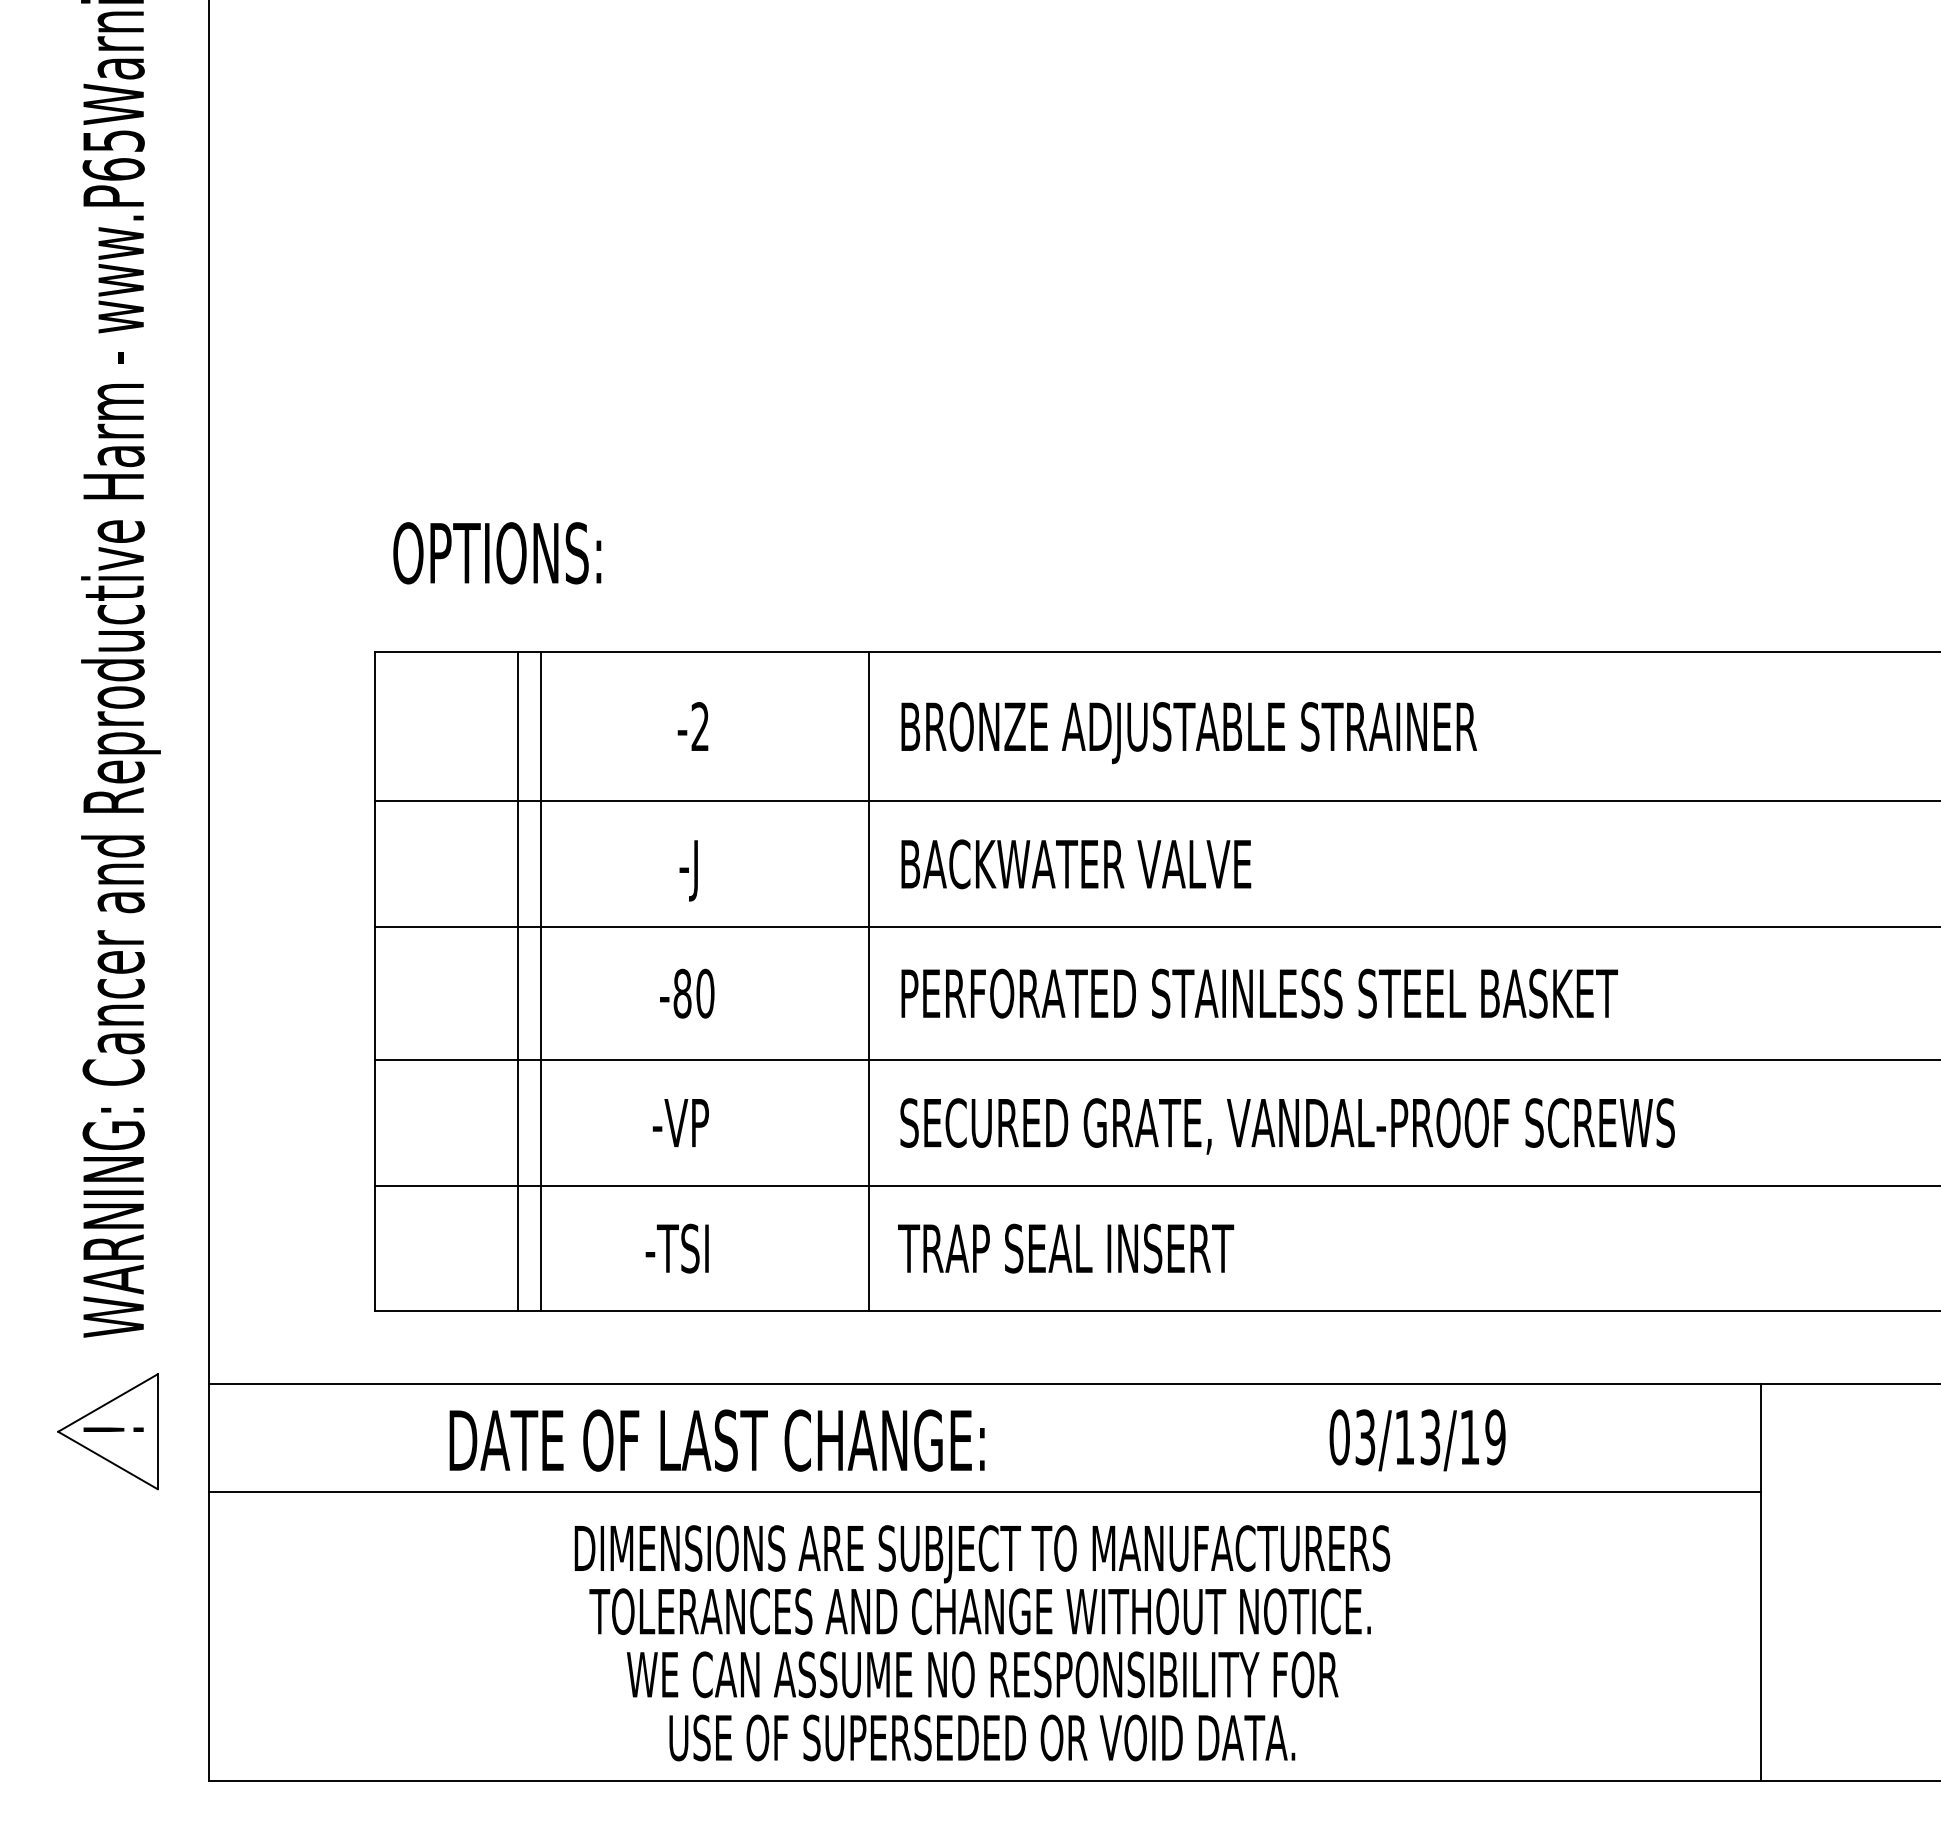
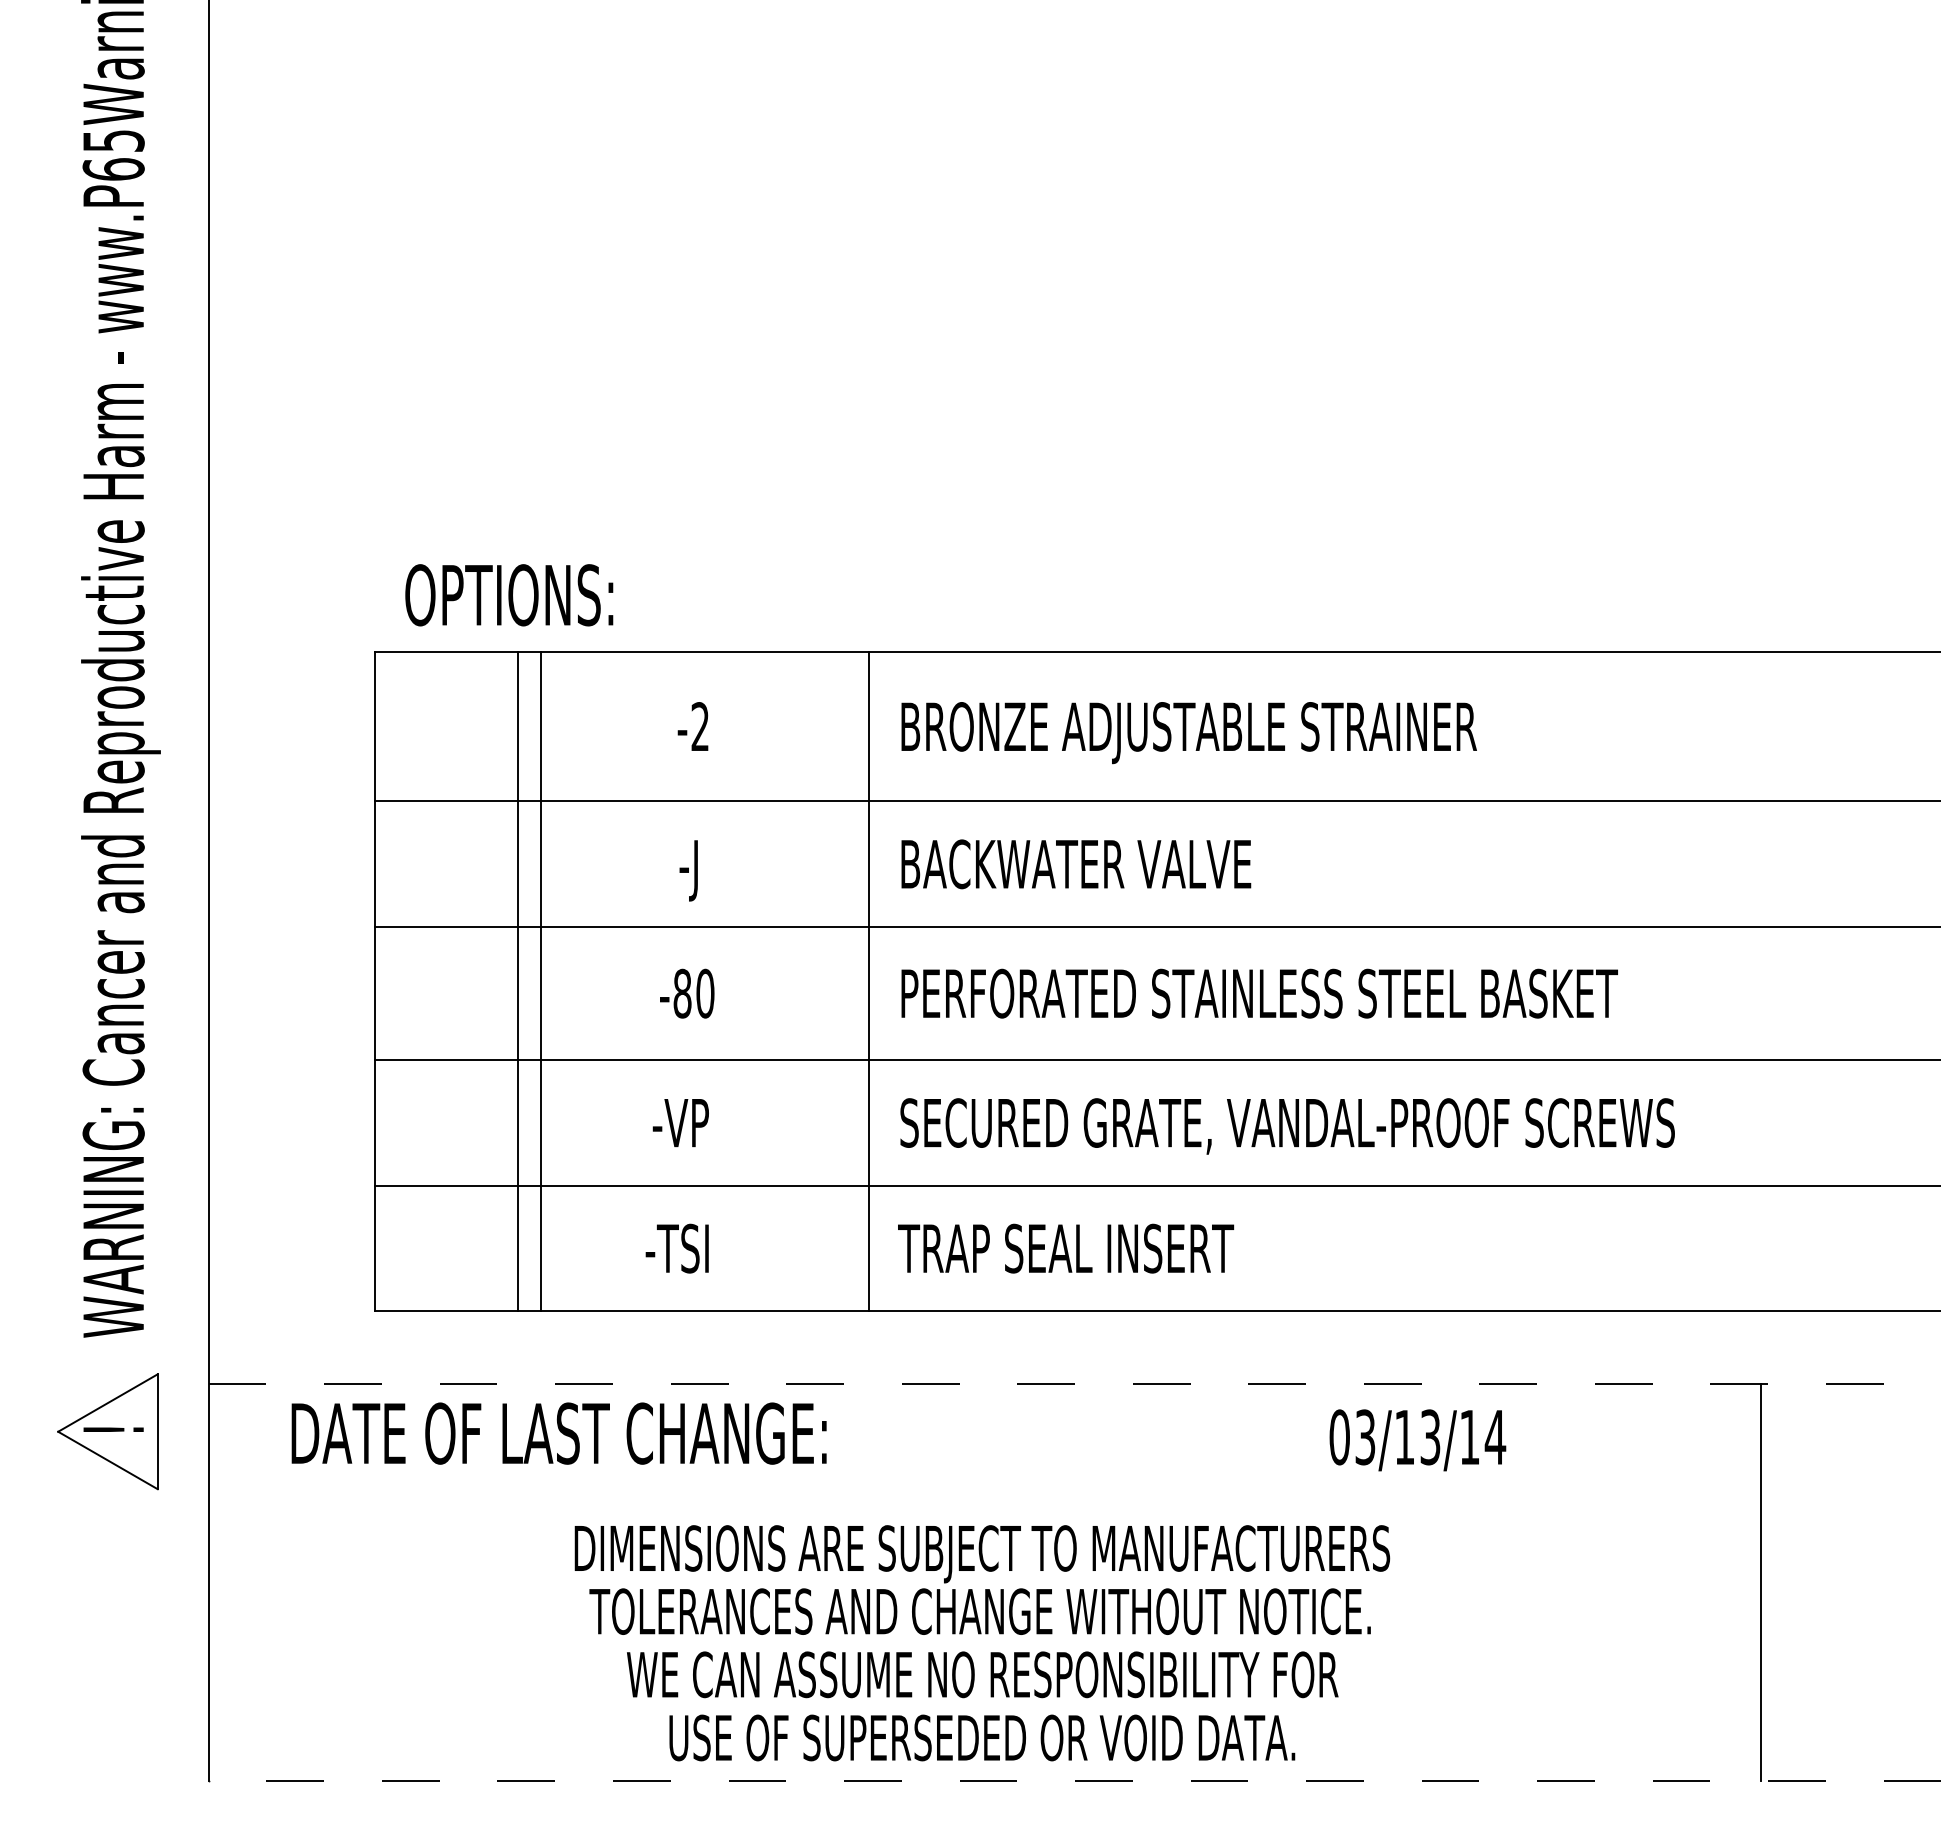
text position: (497, 553) -> (509, 595) (509, 595)
line: solid -> dashed (1074, 1383)
text: 03/13/19 -> 03/13/14 (1495, 1437)
text position: (716, 1440) -> (558, 1433) (558, 1433)
line: present -> none (984, 1492)
line: solid -> dashed (1074, 1780)
